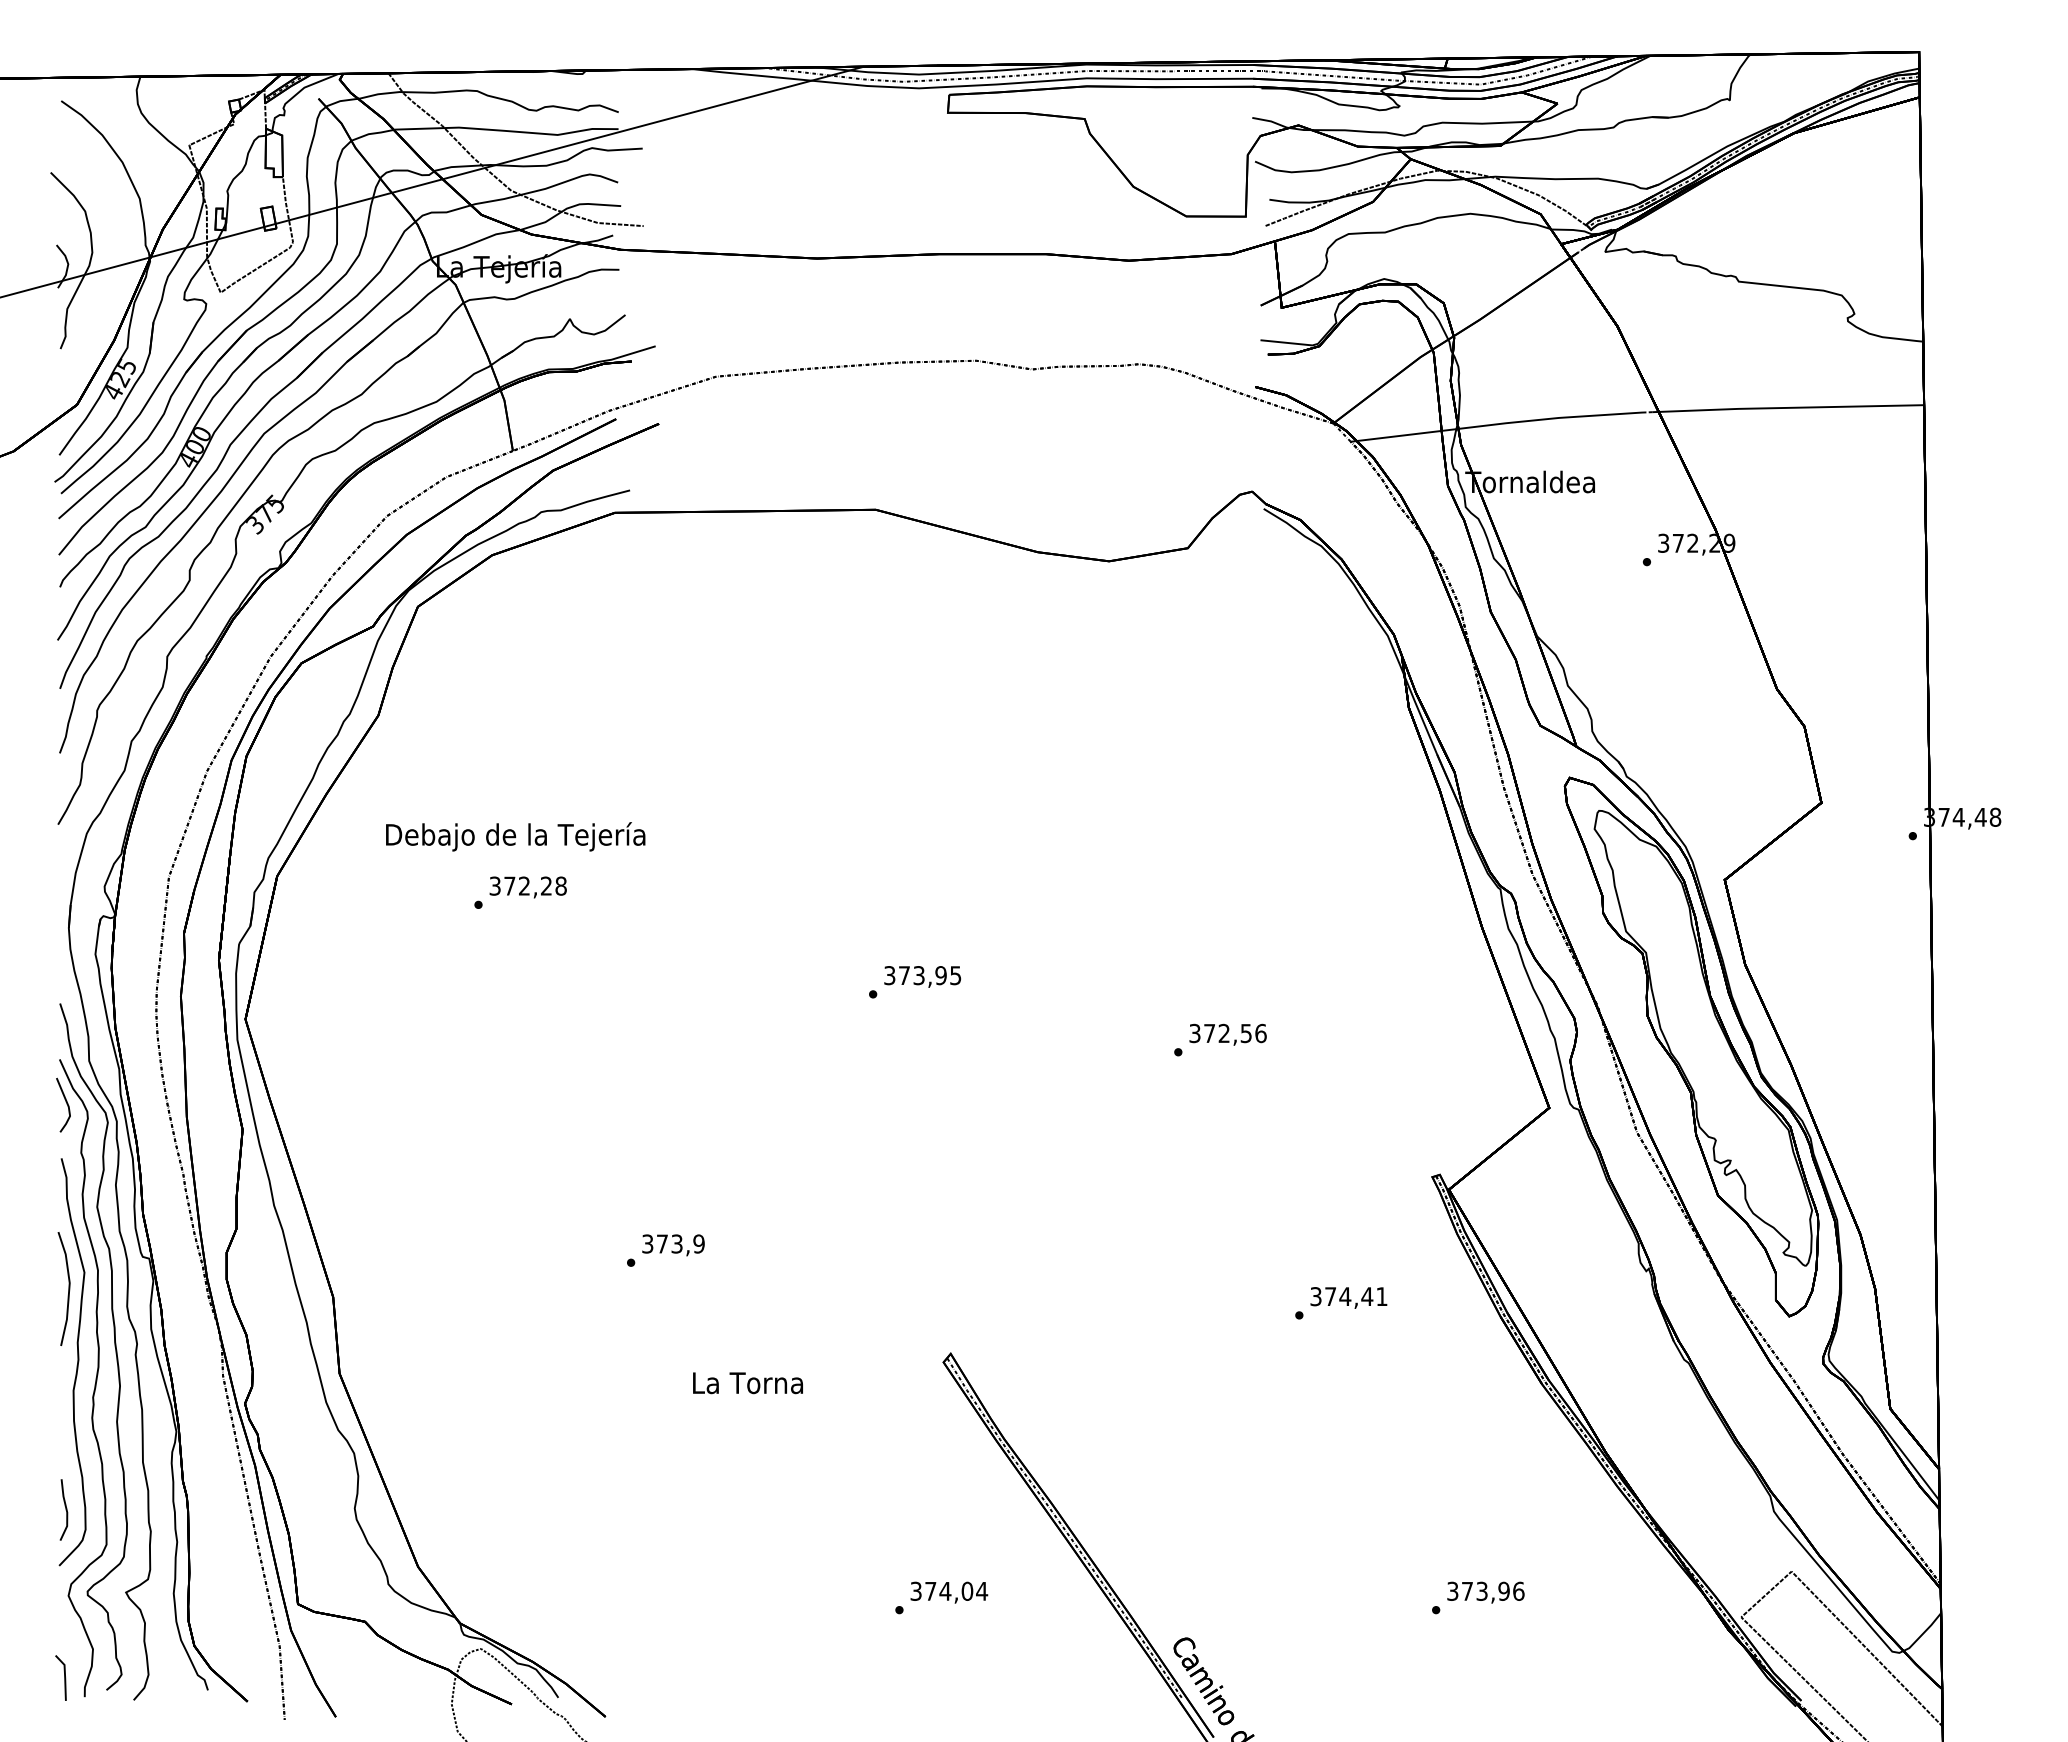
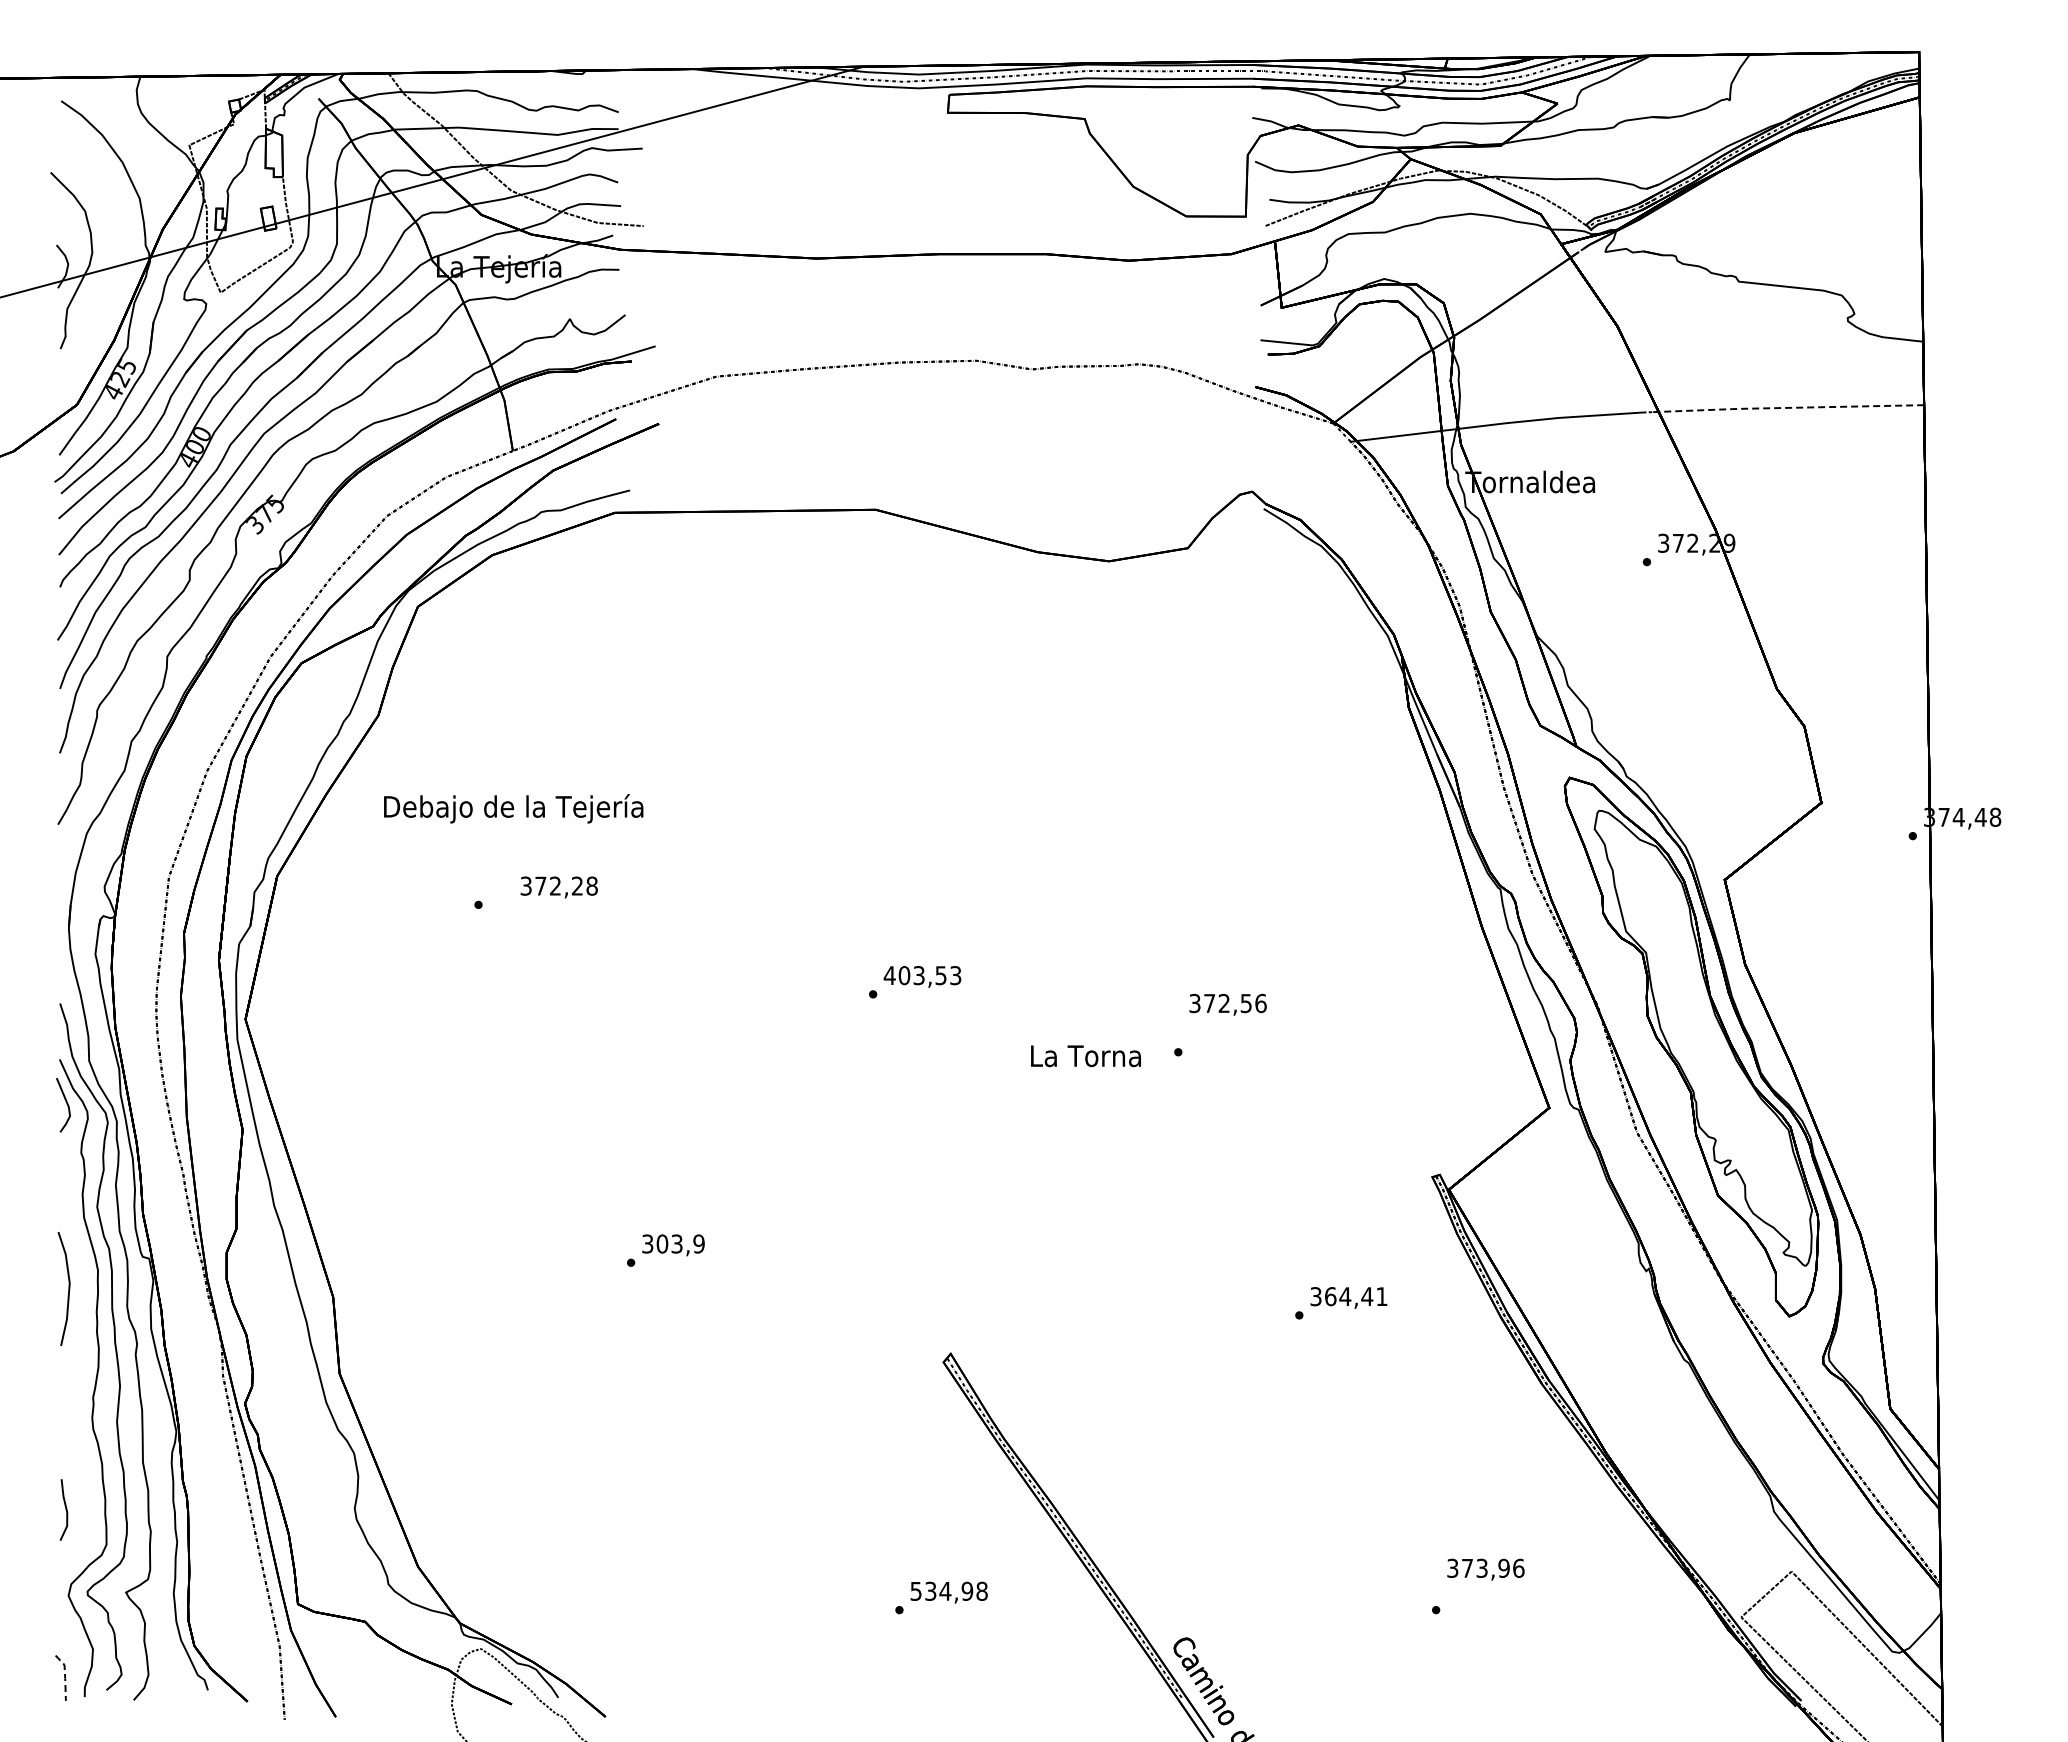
line: solid -> dashed (1787, 407)
text position: (515, 836) -> (513, 808) (513, 808)
text position: (527, 887) -> (558, 887) (558, 887)
text: 373,95 -> 403,53 (922, 975)
text position: (1227, 1034) -> (1227, 1004) (1227, 1004)
text: 373,9 -> 303,9 (662, 1243)
text: 374,41 -> 364,41 (1330, 1296)
curve: present -> none (77, 1362)
text position: (747, 1383) -> (1085, 1056) (1085, 1056)
text: 374,04 -> 534,98 (949, 1590)
text position: (1485, 1592) -> (1485, 1569) (1485, 1569)
line: solid -> dashed (65, 1676)
